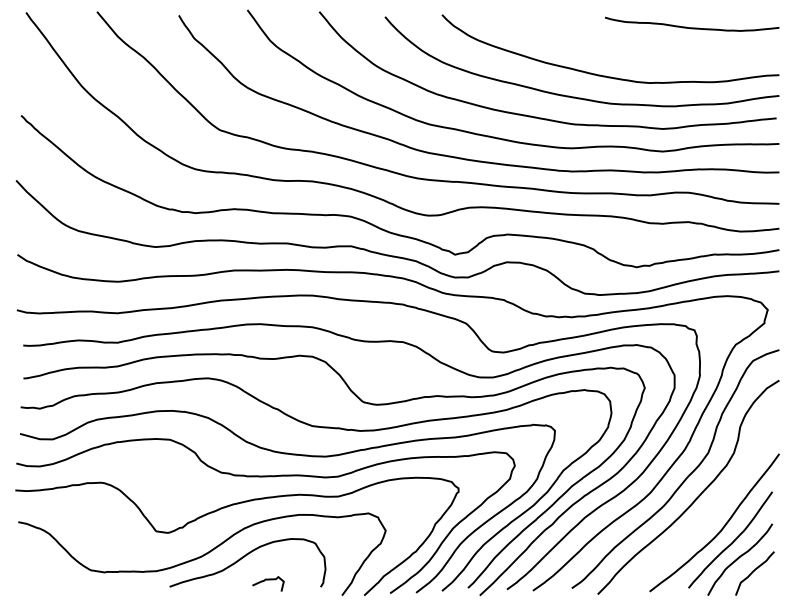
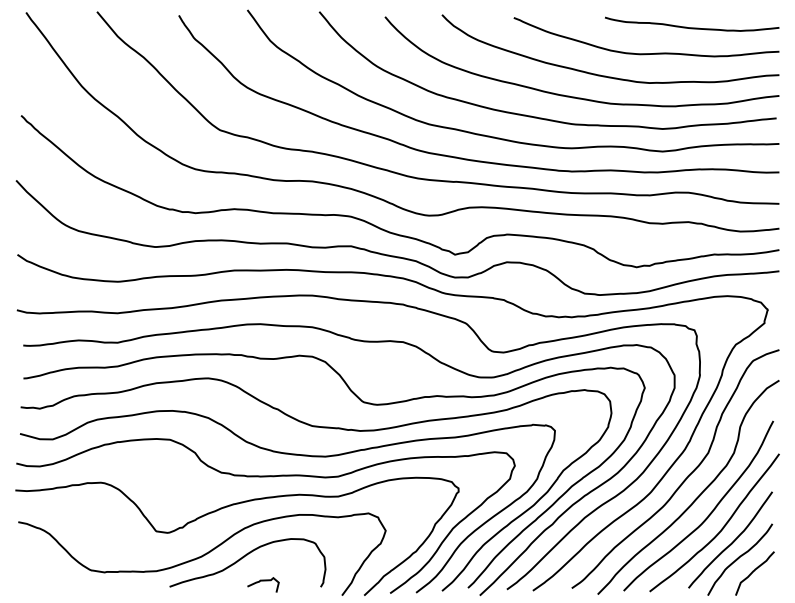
curve: none -> present (646, 53)
curve: none -> present (708, 514)
curve position: (268, 580) -> (263, 581) (263, 581)
